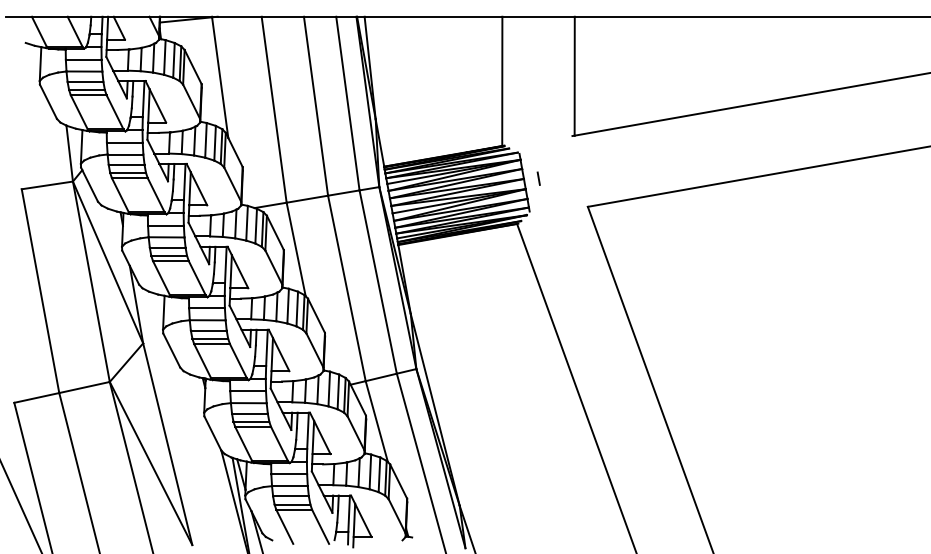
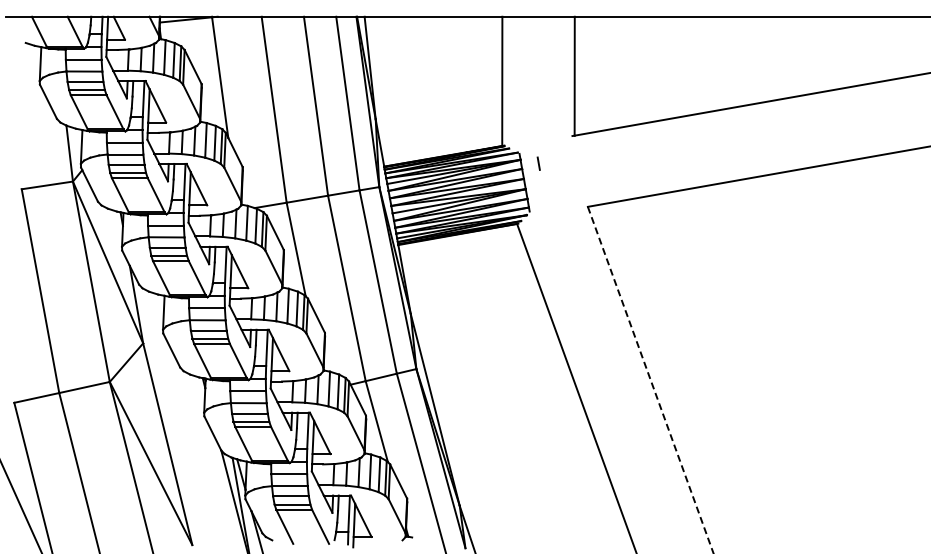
line position: (538, 178) -> (538, 163) (538, 163)
line: solid -> dashed (650, 380)
